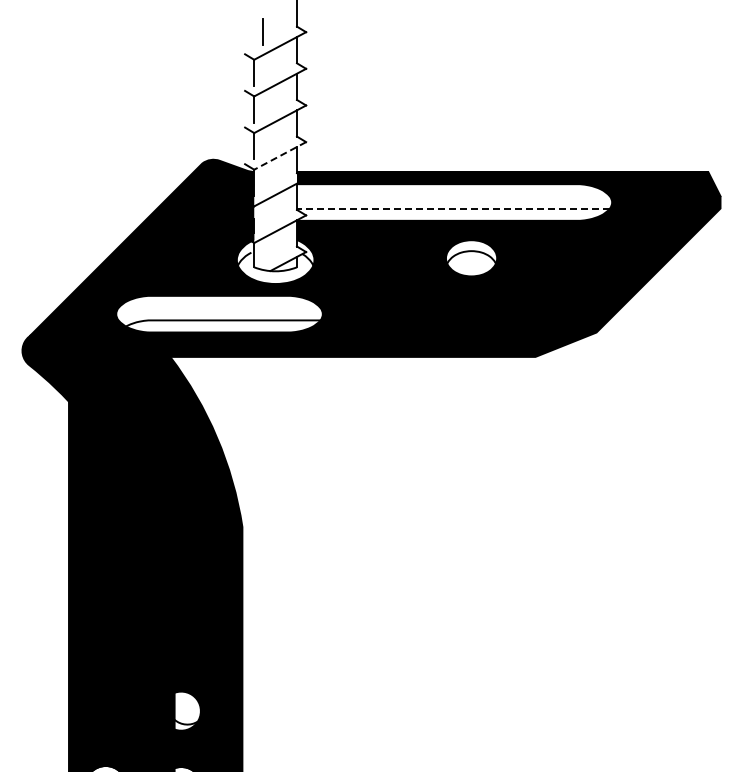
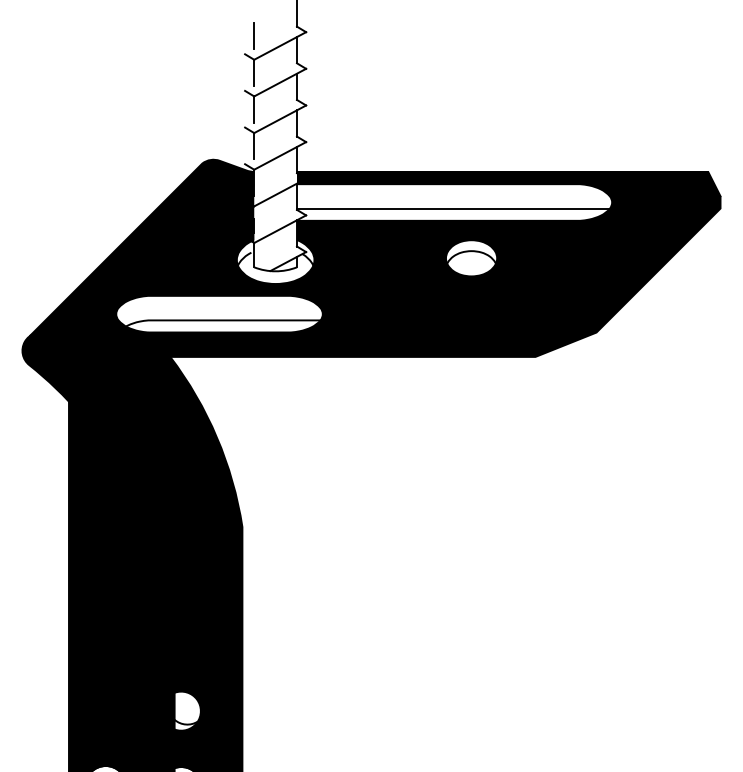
line position: (262, 31) -> (253, 35) (253, 35)
line: dashed -> solid (279, 156)
line: dashed -> solid (453, 208)
